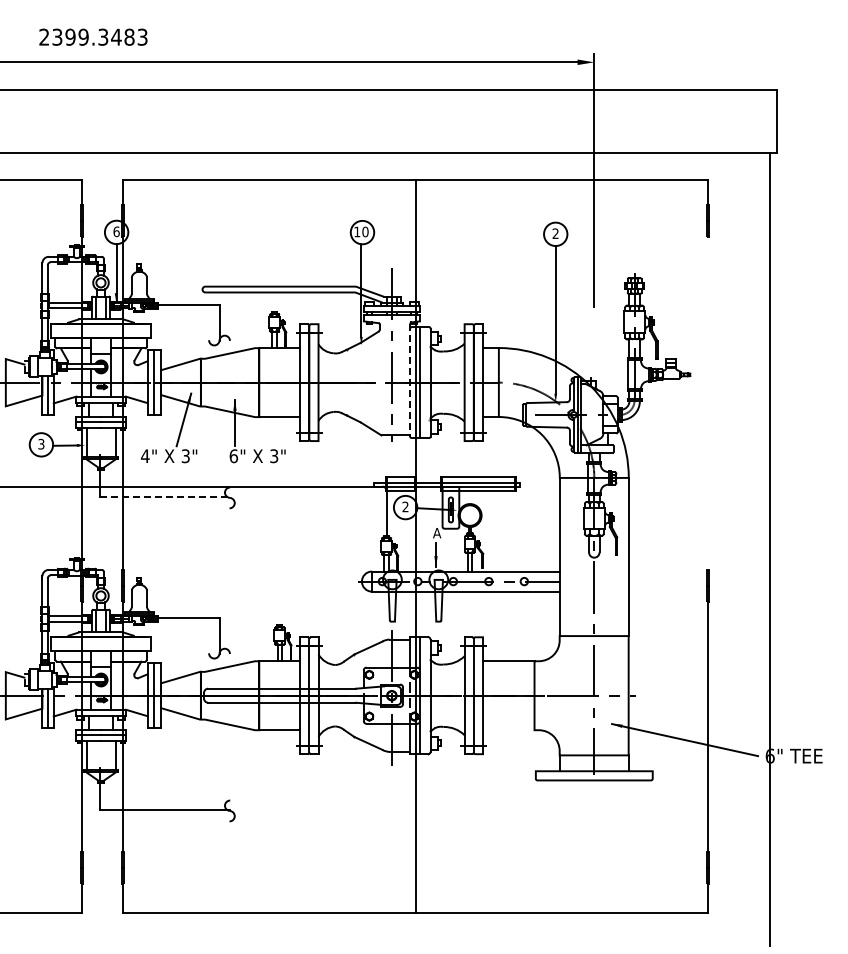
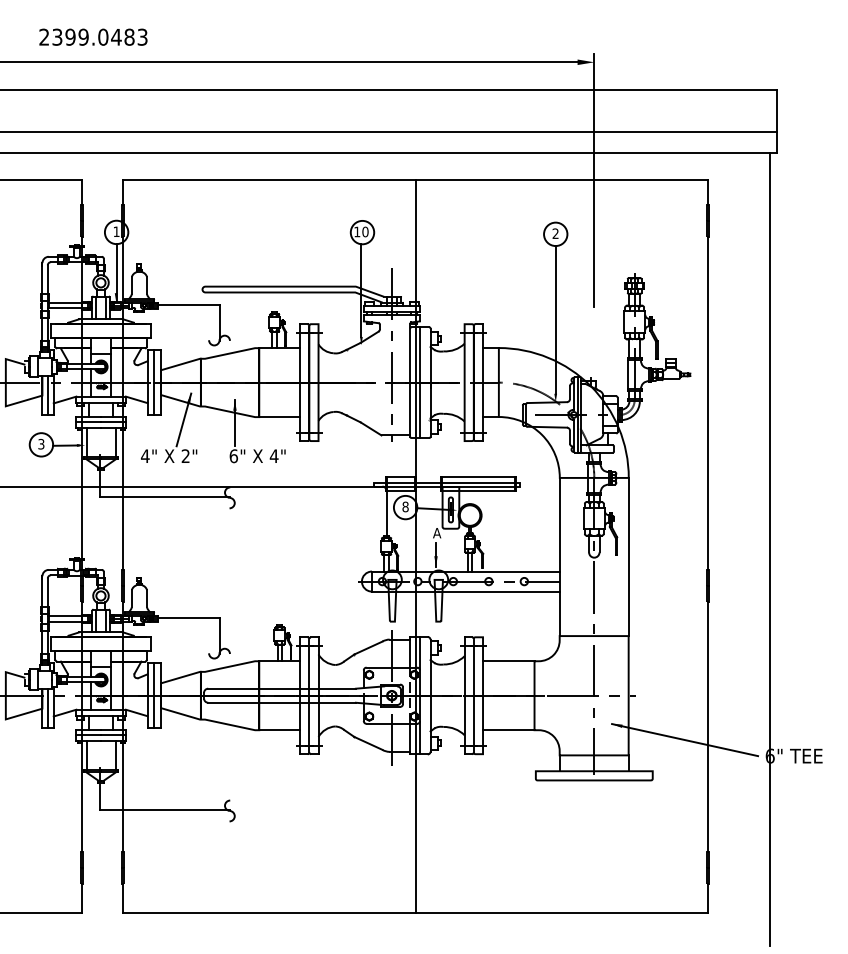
text: 2399.3483 -> 2399.0483 (103, 36)
line: none -> present (389, 132)
text: 6 -> 1 (116, 231)
line: dashed -> solid (410, 380)
line: none -> present (707, 403)
text: 3" -> 2" (185, 456)
text: 3" -> 4" (273, 456)
line: dashed -> solid (165, 497)
text: 2 -> 8 (405, 506)
line: none -> present (508, 730)
